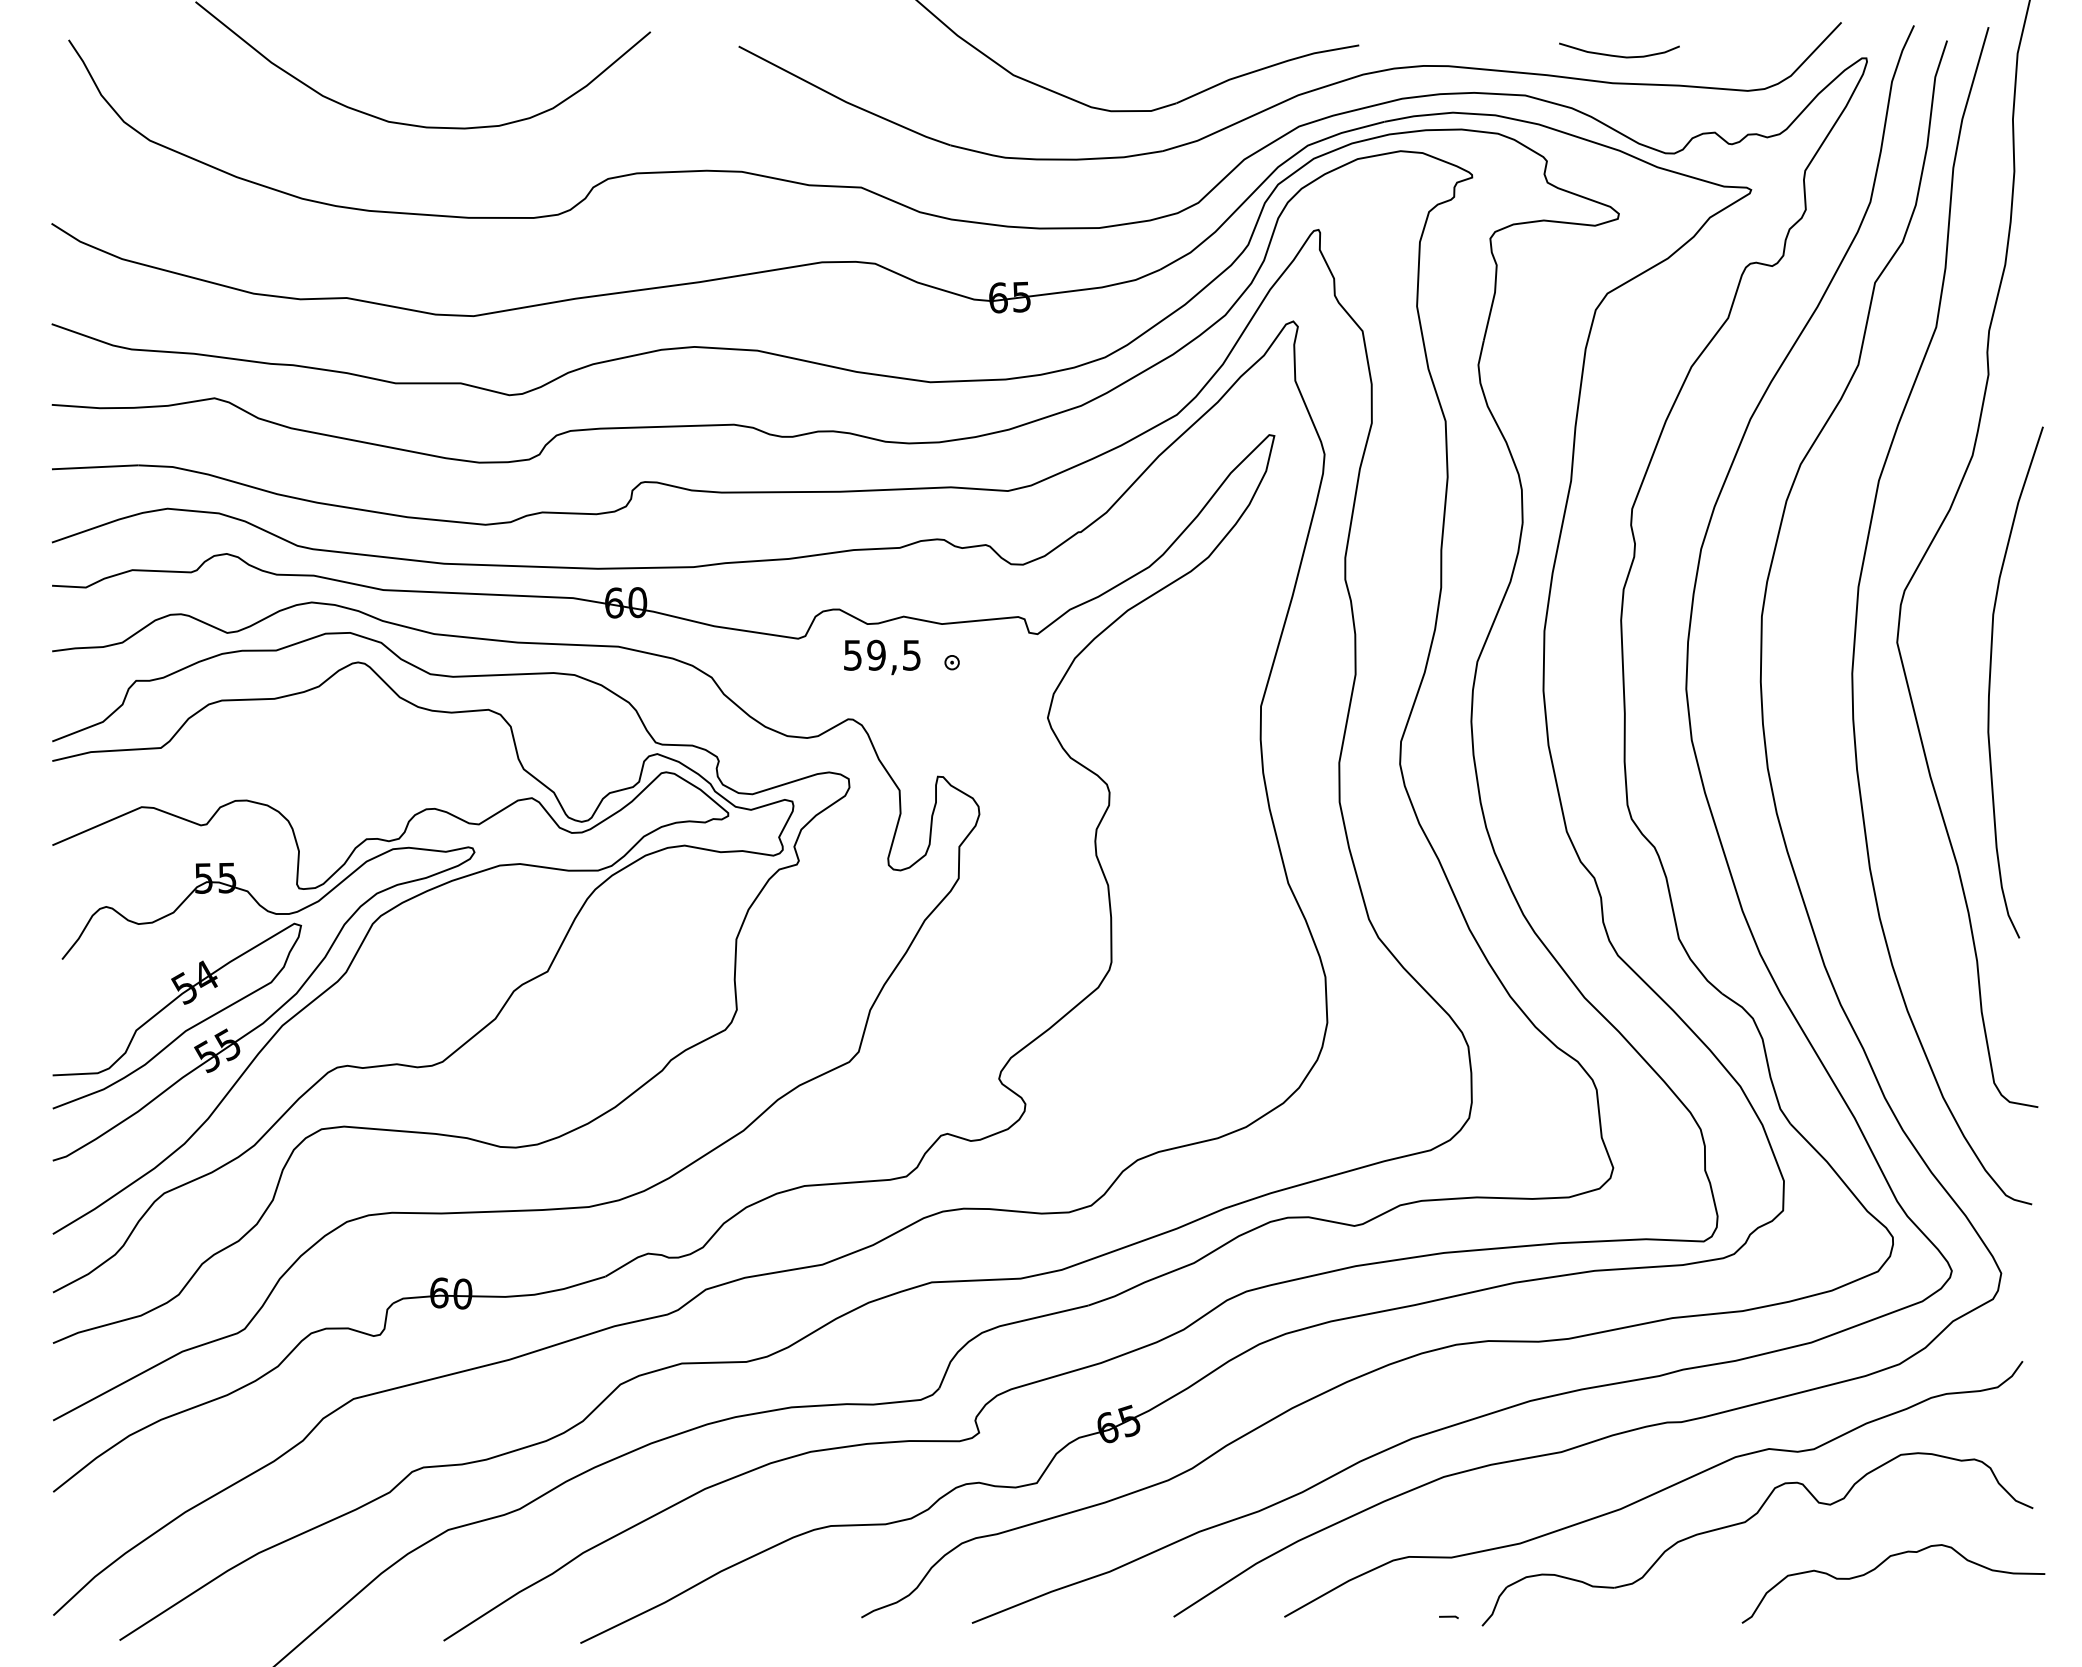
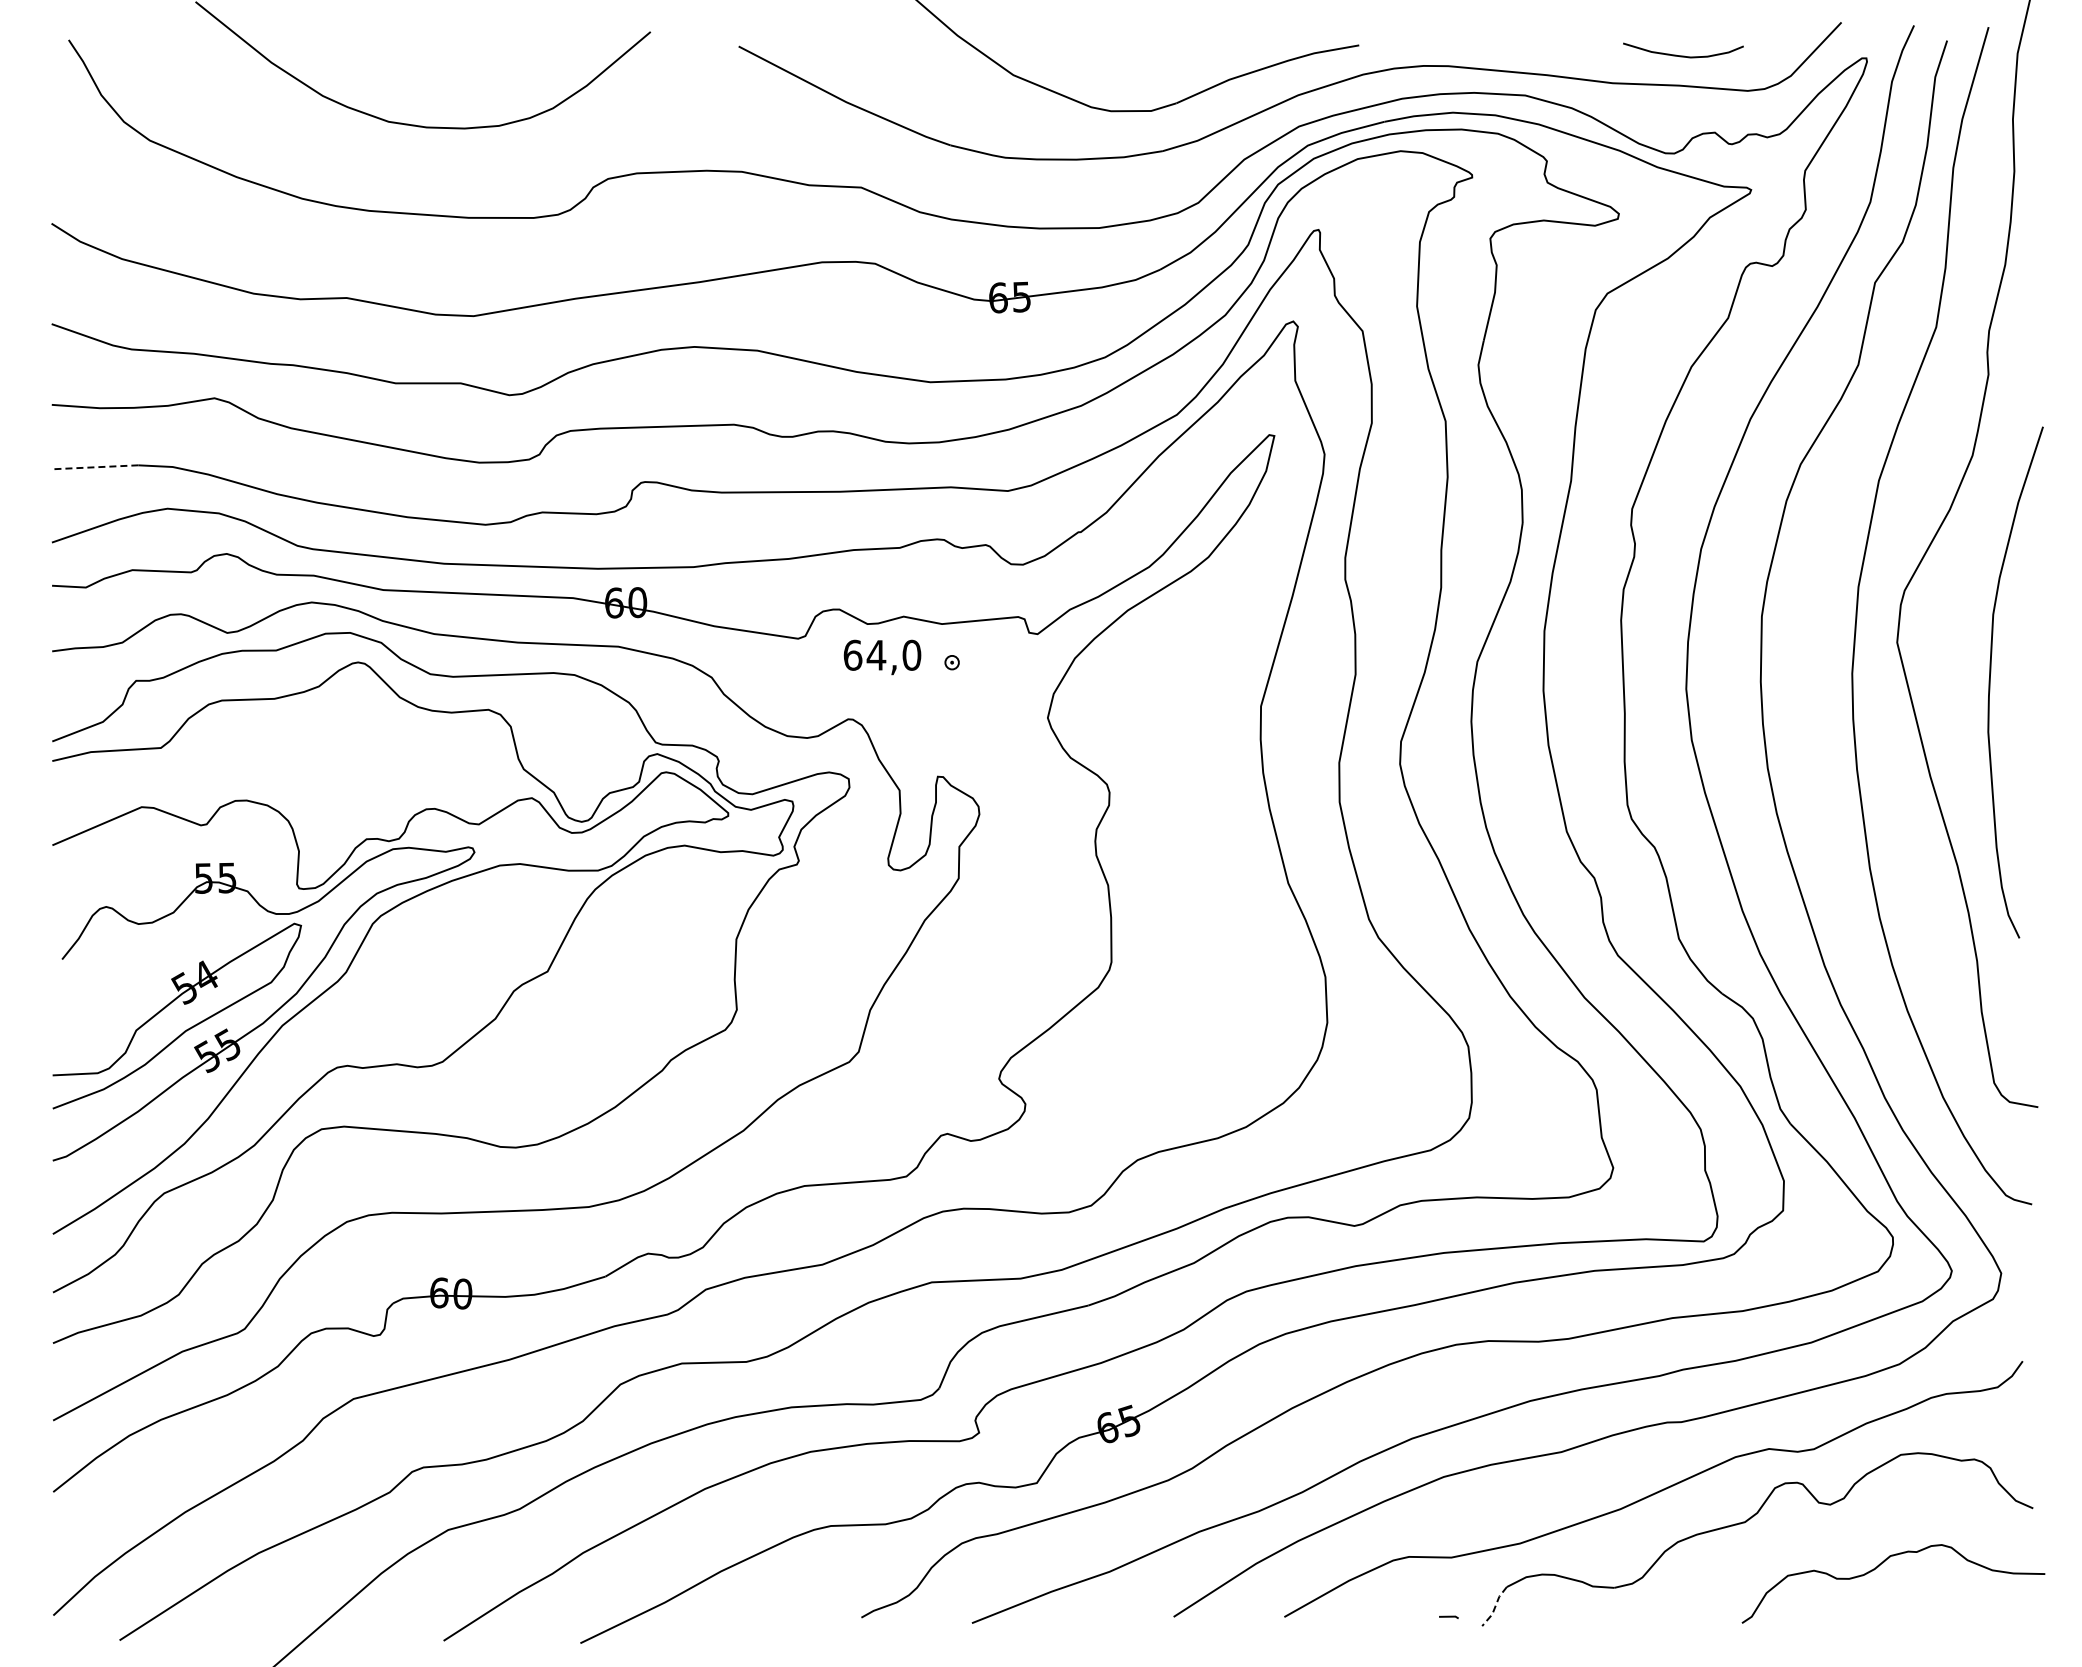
curve position: (1619, 55) -> (1683, 55) (1683, 55)
line: solid -> dashed (94, 467)
text: 59,5 -> 64,0 (882, 654)
line: solid -> dashed (1495, 1607)
